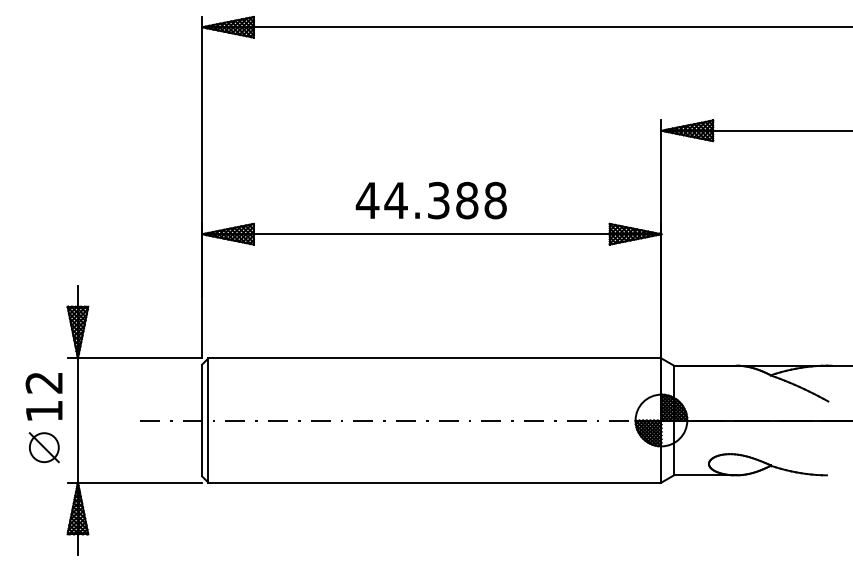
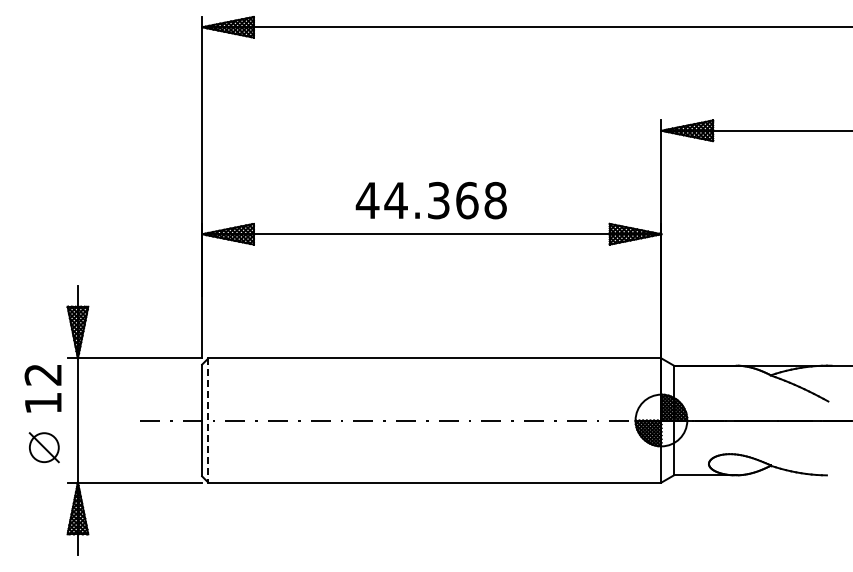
text: 44.388 -> 44.368 (467, 200)
text position: (43, 396) -> (42, 388) (42, 388)
line: solid -> dashed (208, 421)
